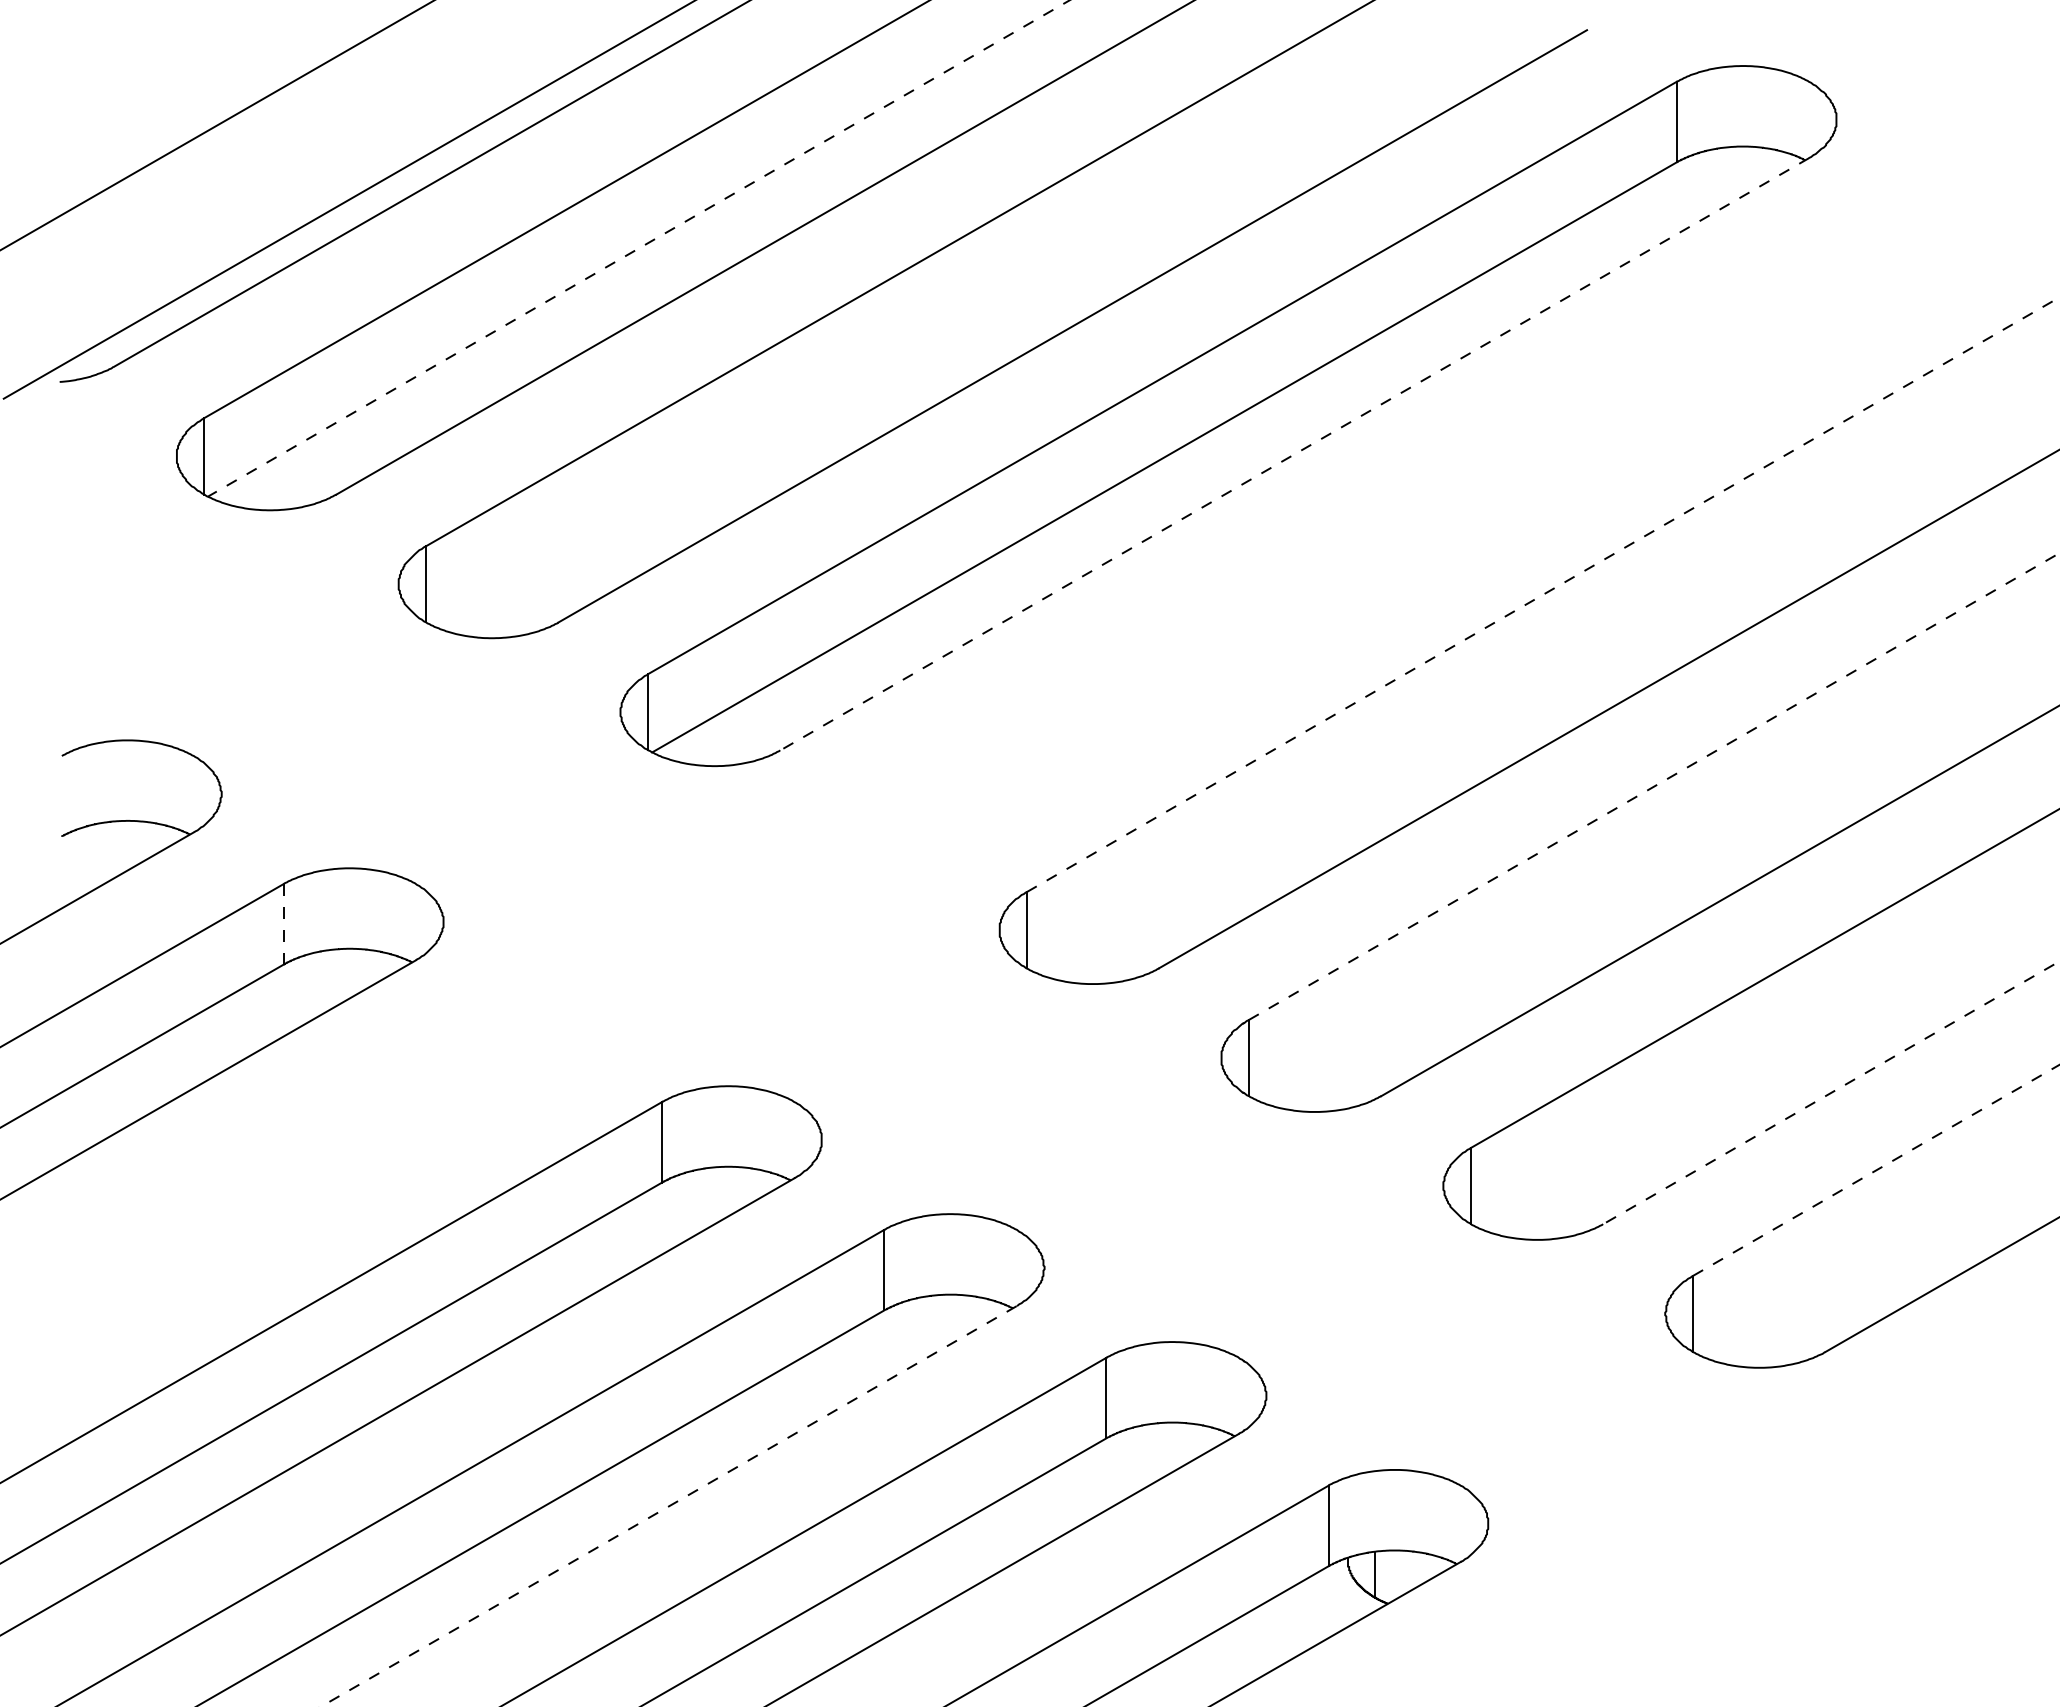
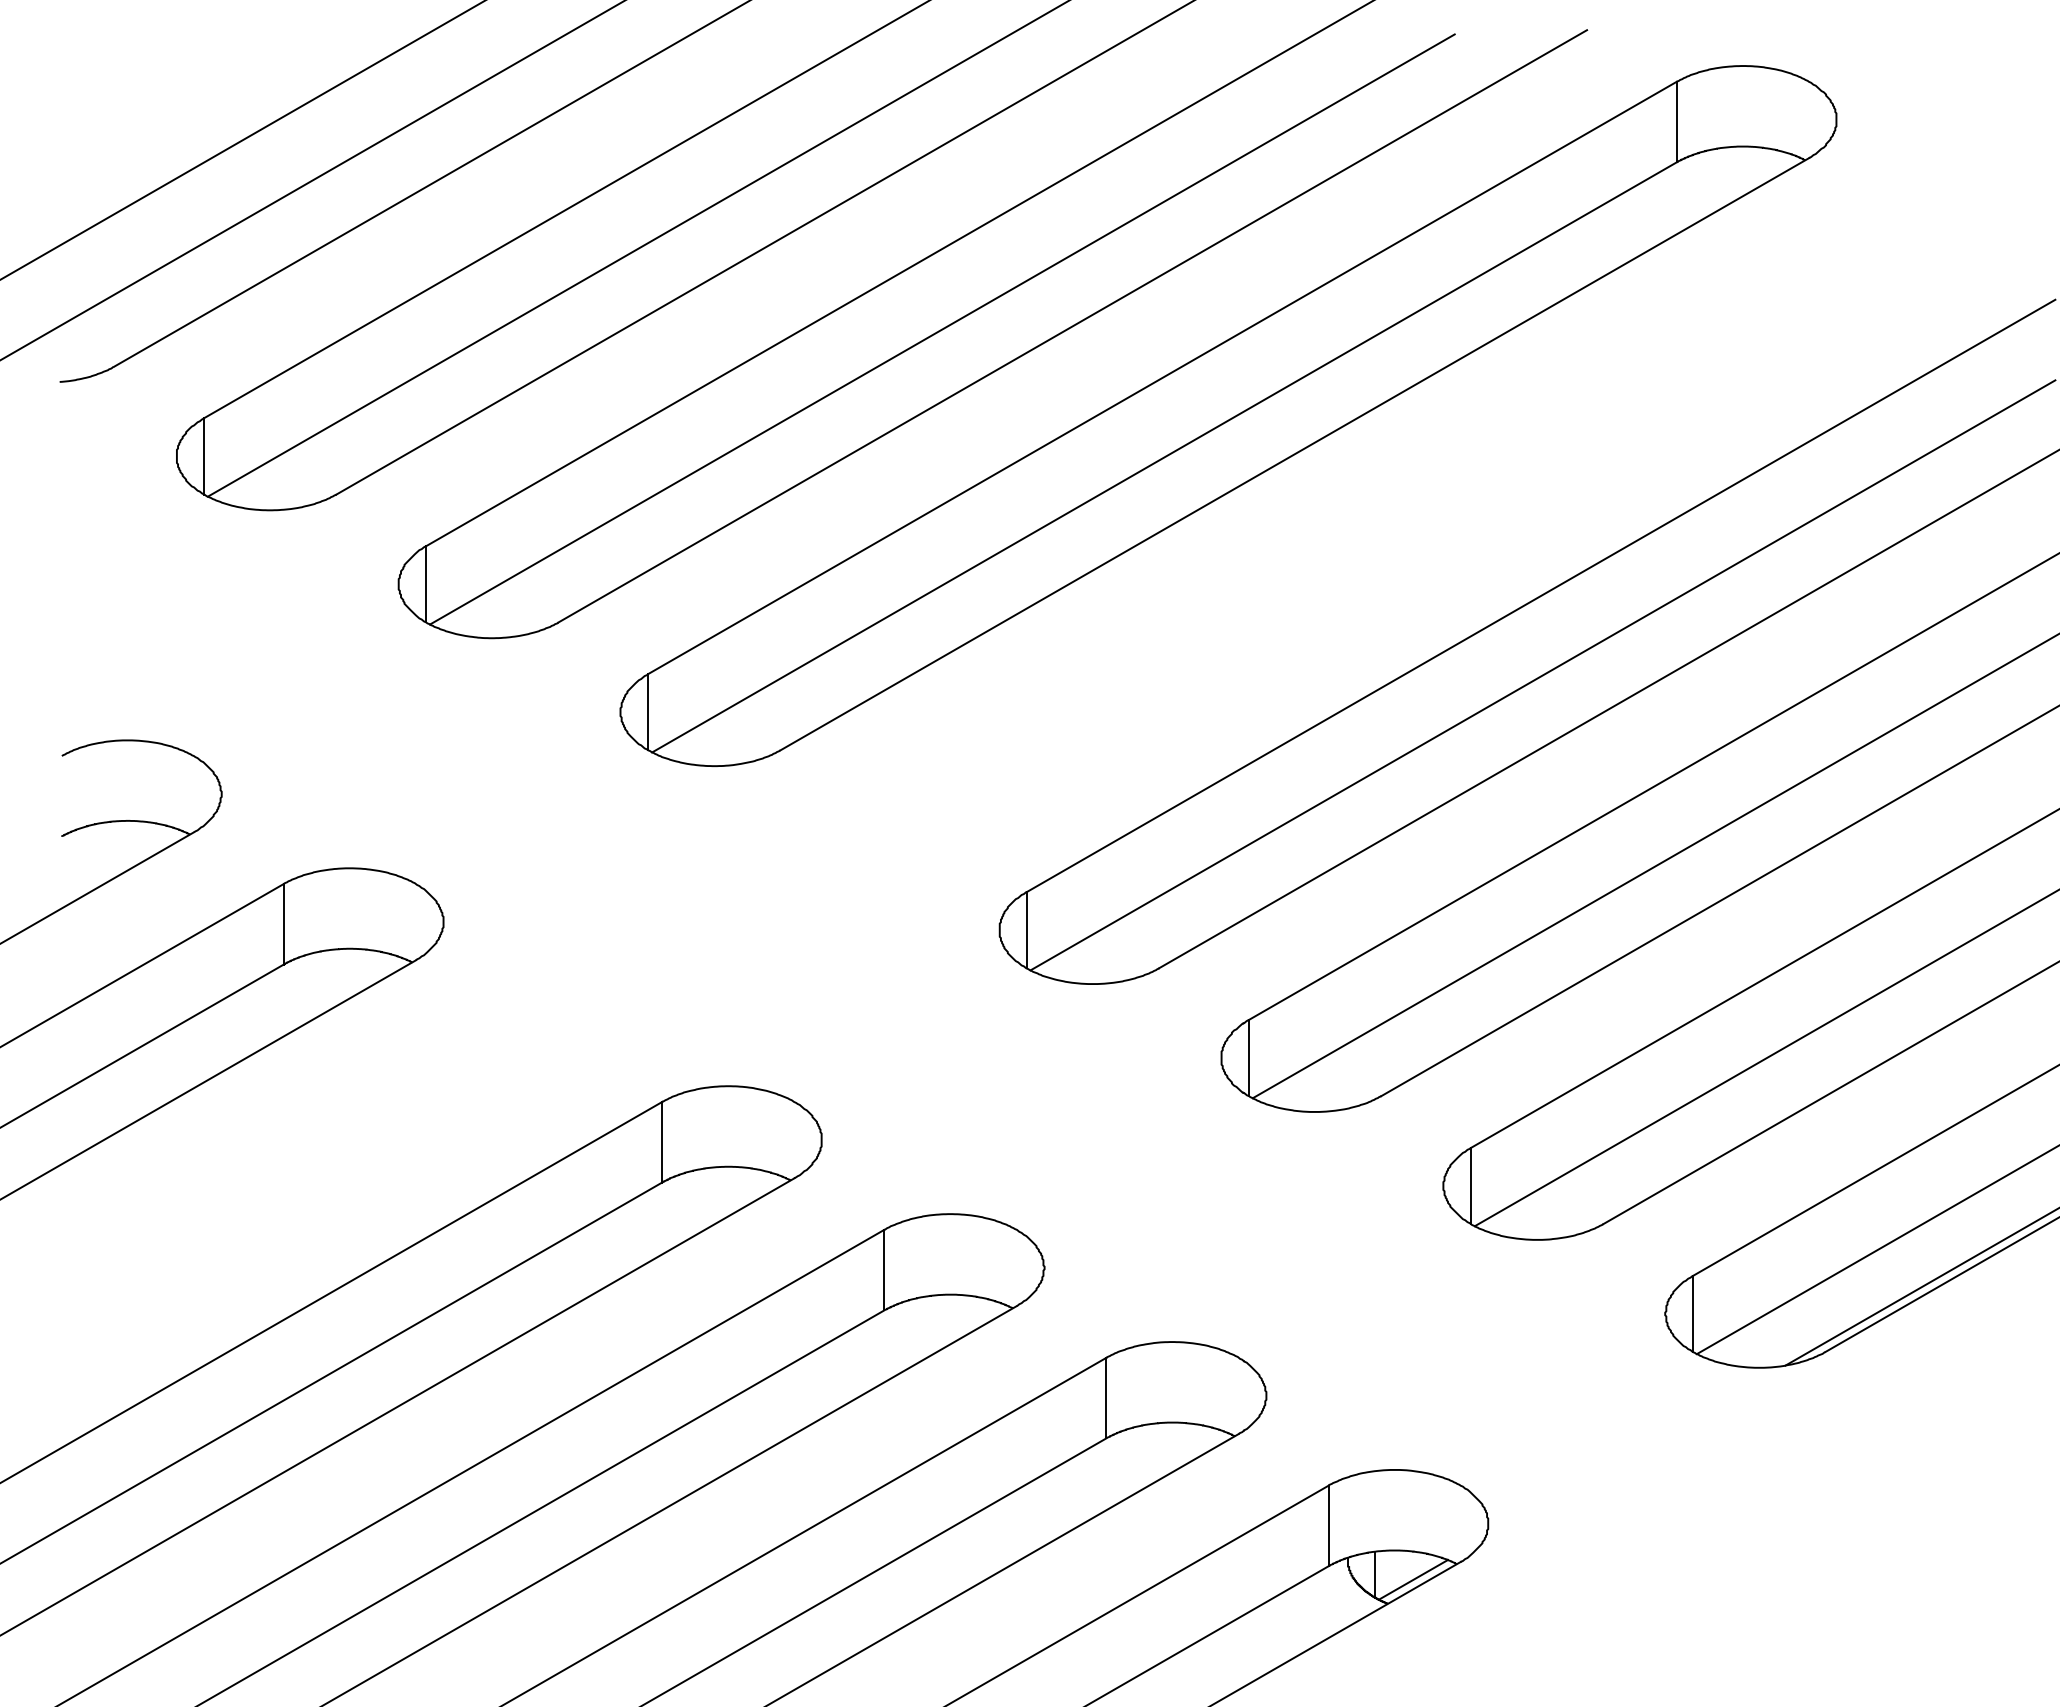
line position: (216, 125) -> (242, 140) (242, 140)
line position: (347, 200) -> (312, 180) (312, 180)
line: dashed -> solid (638, 248)
line: none -> present (941, 329)
line: dashed -> solid (1294, 454)
line: dashed -> solid (1541, 595)
line: none -> present (1542, 675)
line: dashed -> solid (1654, 786)
line: none -> present (1654, 866)
line: dashed -> solid (283, 924)
line: none -> present (1765, 1058)
line: dashed -> solid (1831, 1092)
line: dashed -> solid (1876, 1170)
line: none -> present (1876, 1250)
line: none -> present (1920, 1287)
line: dashed -> solid (668, 1506)
line: none -> present (1412, 1579)
